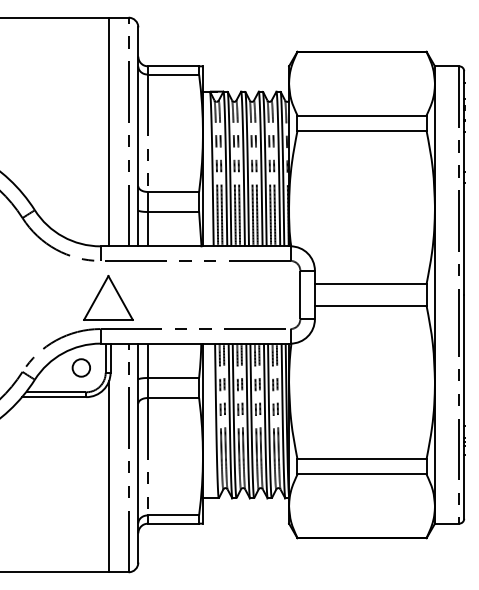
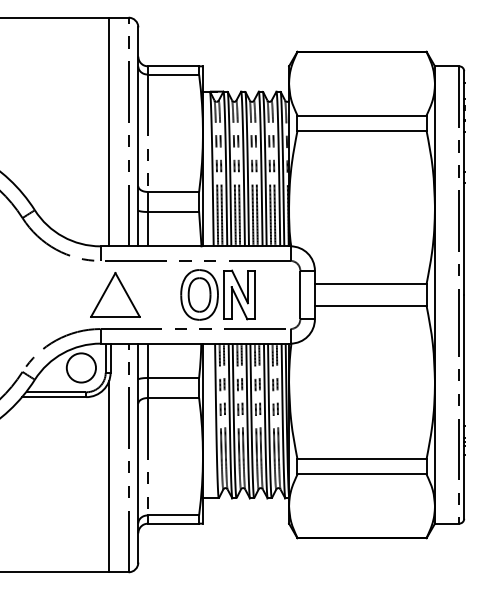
part: none -> present (217, 294)
part position: (108, 297) -> (115, 294) (115, 294)
circle diameter: 18 px -> 29 px (81, 367)
